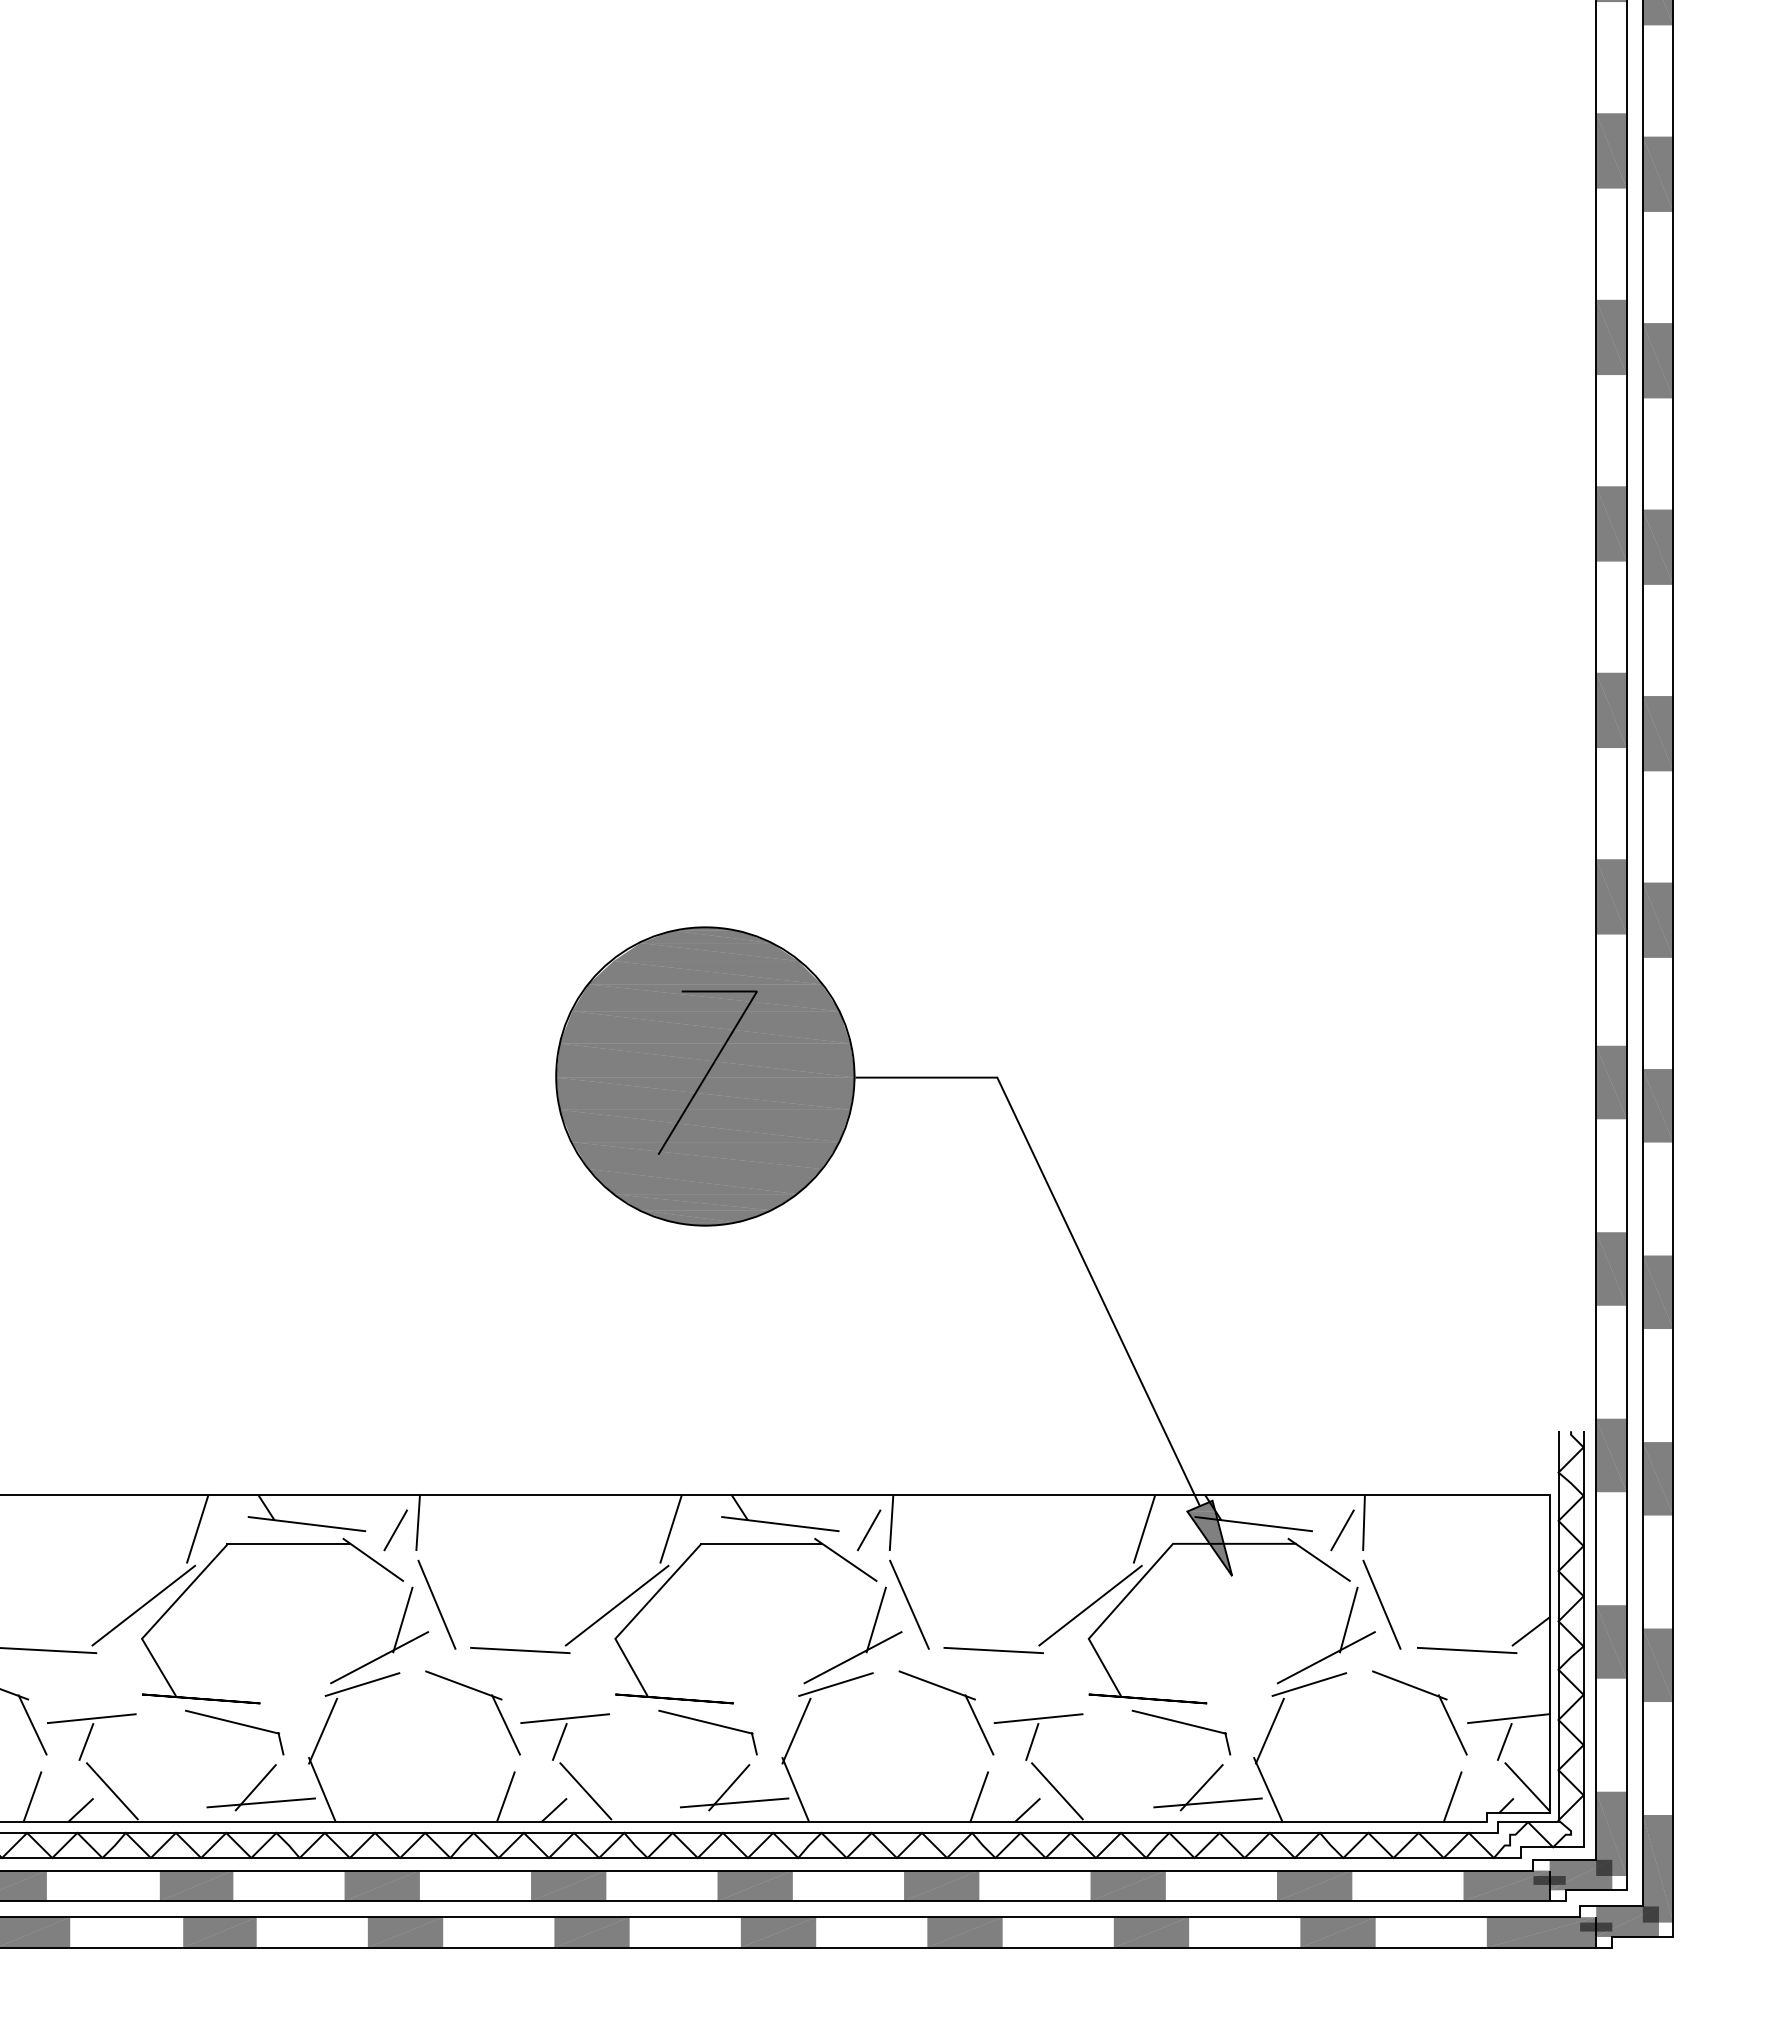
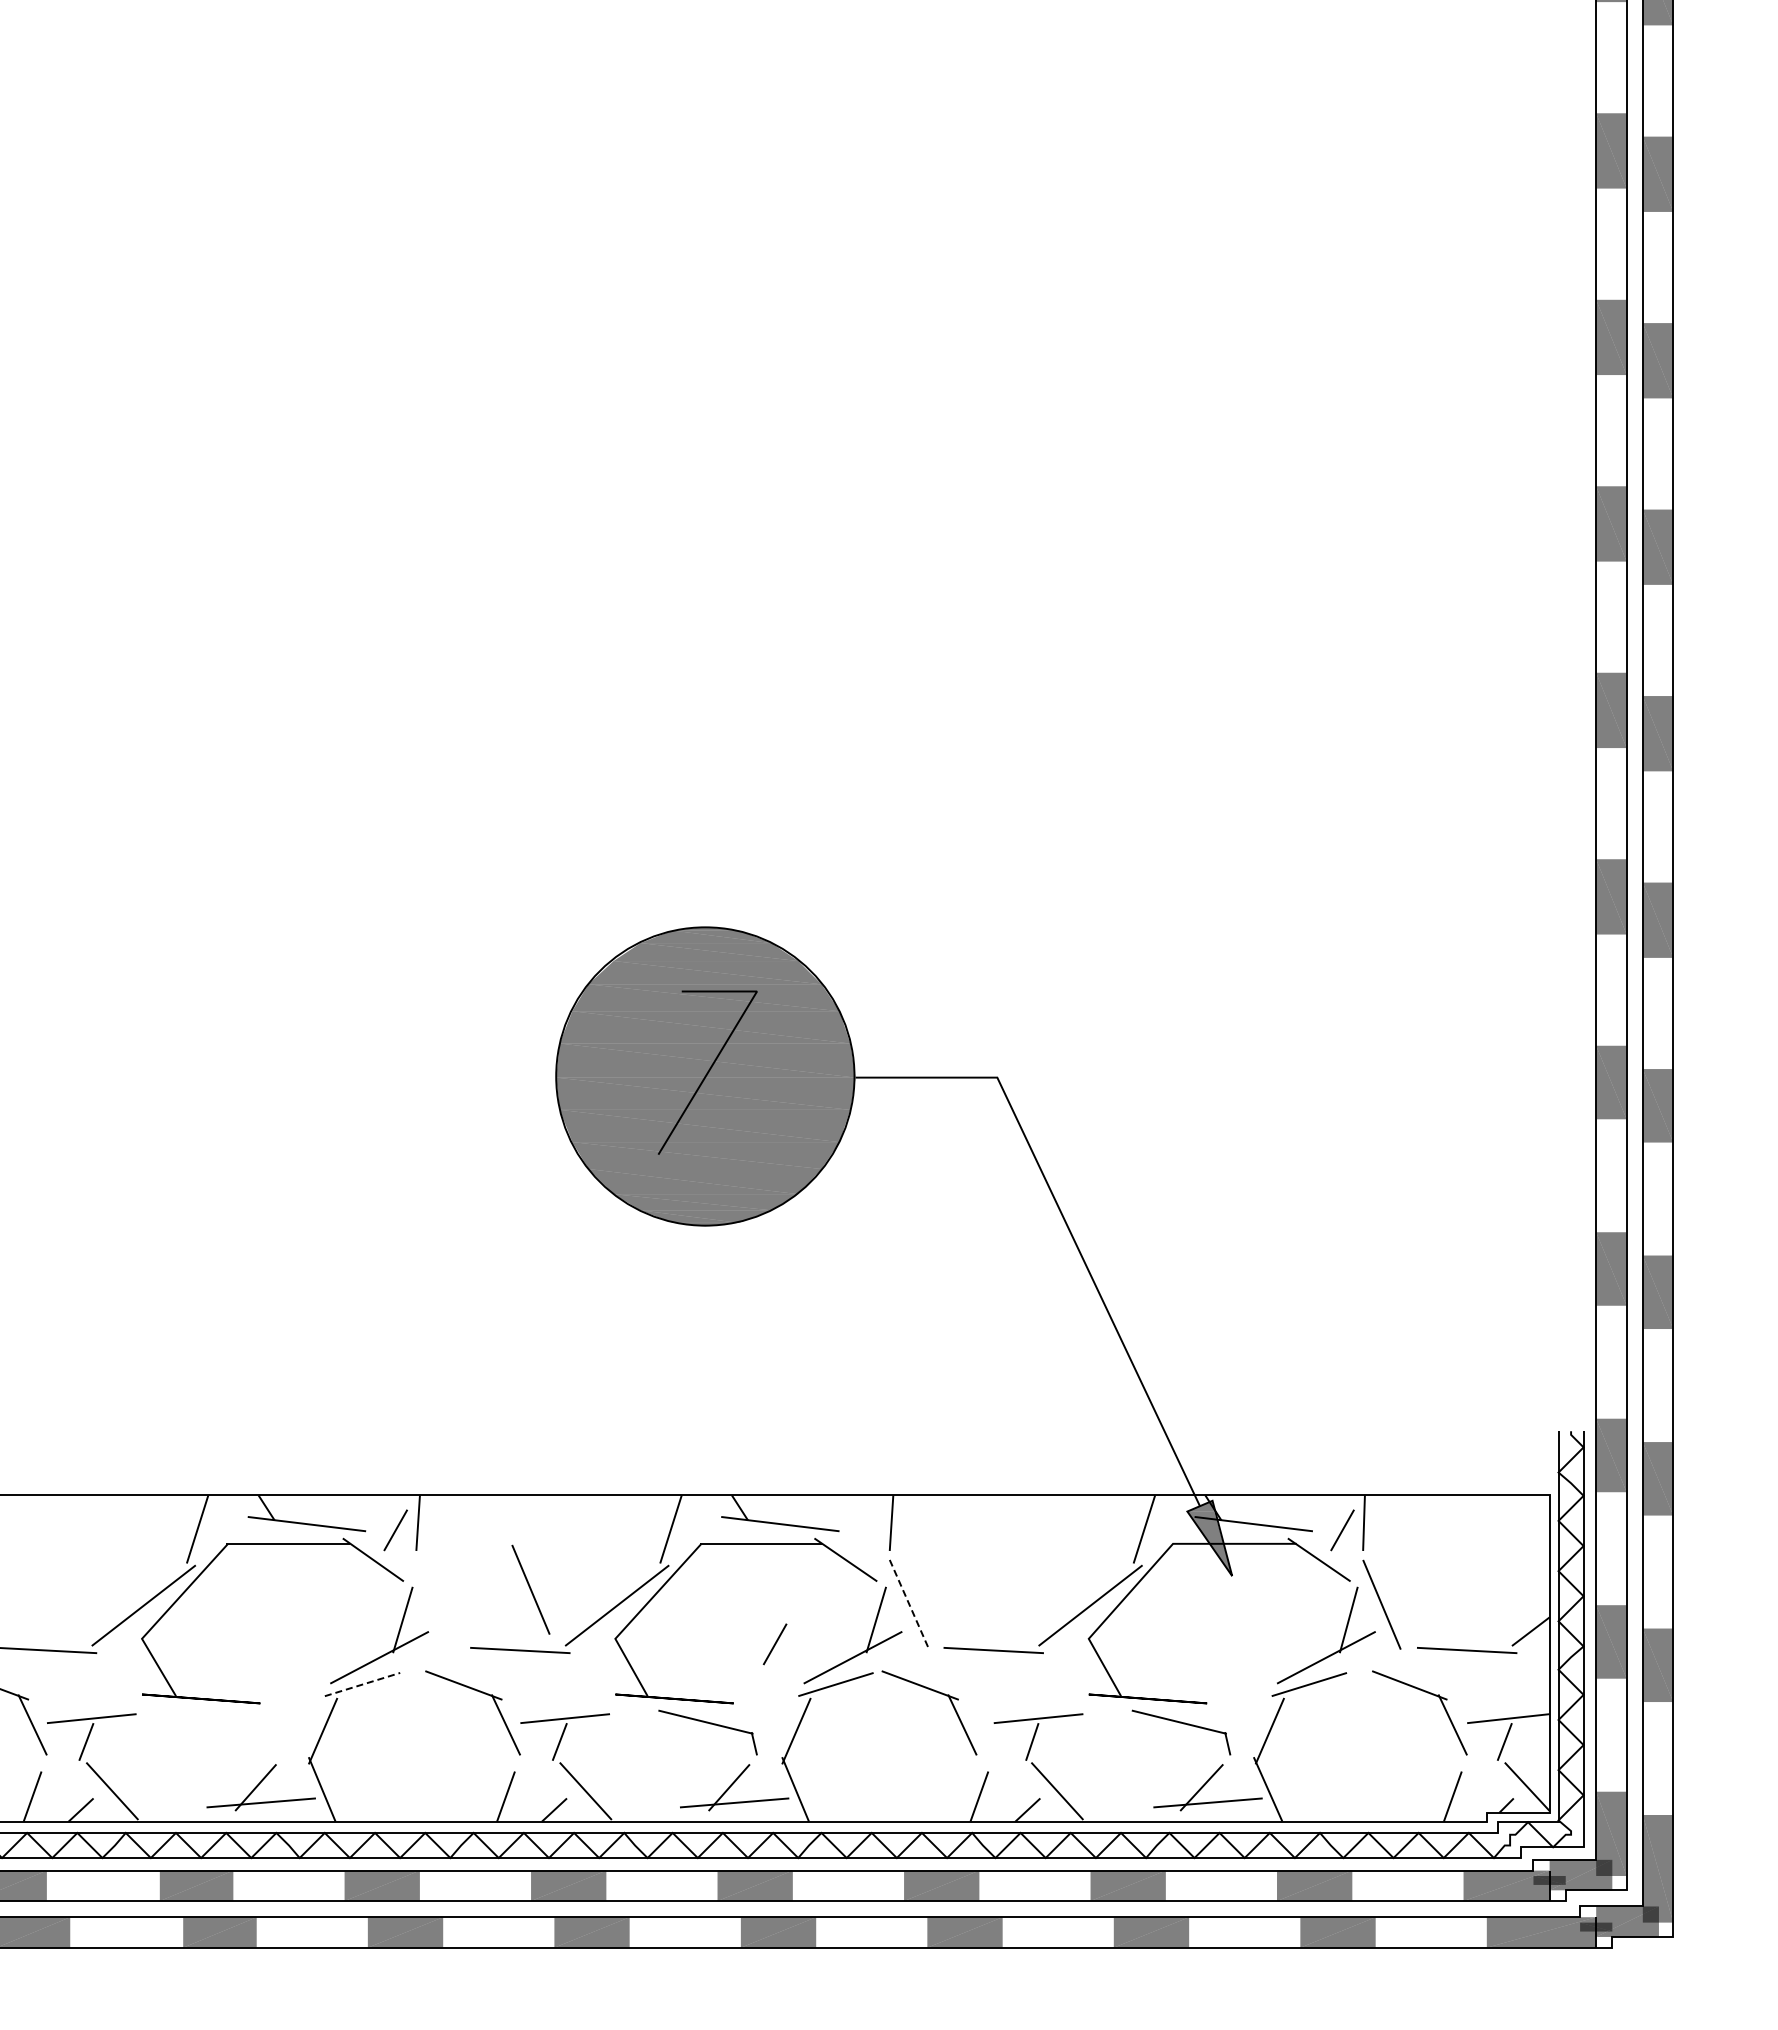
line position: (868, 1530) -> (774, 1644) (774, 1644)
line position: (436, 1604) -> (530, 1589) (530, 1589)
line: solid -> dashed (909, 1604)
line: solid -> dashed (363, 1684)
part position: (952, 1692) -> (935, 1692) (935, 1692)
part: present -> none (236, 1724)
